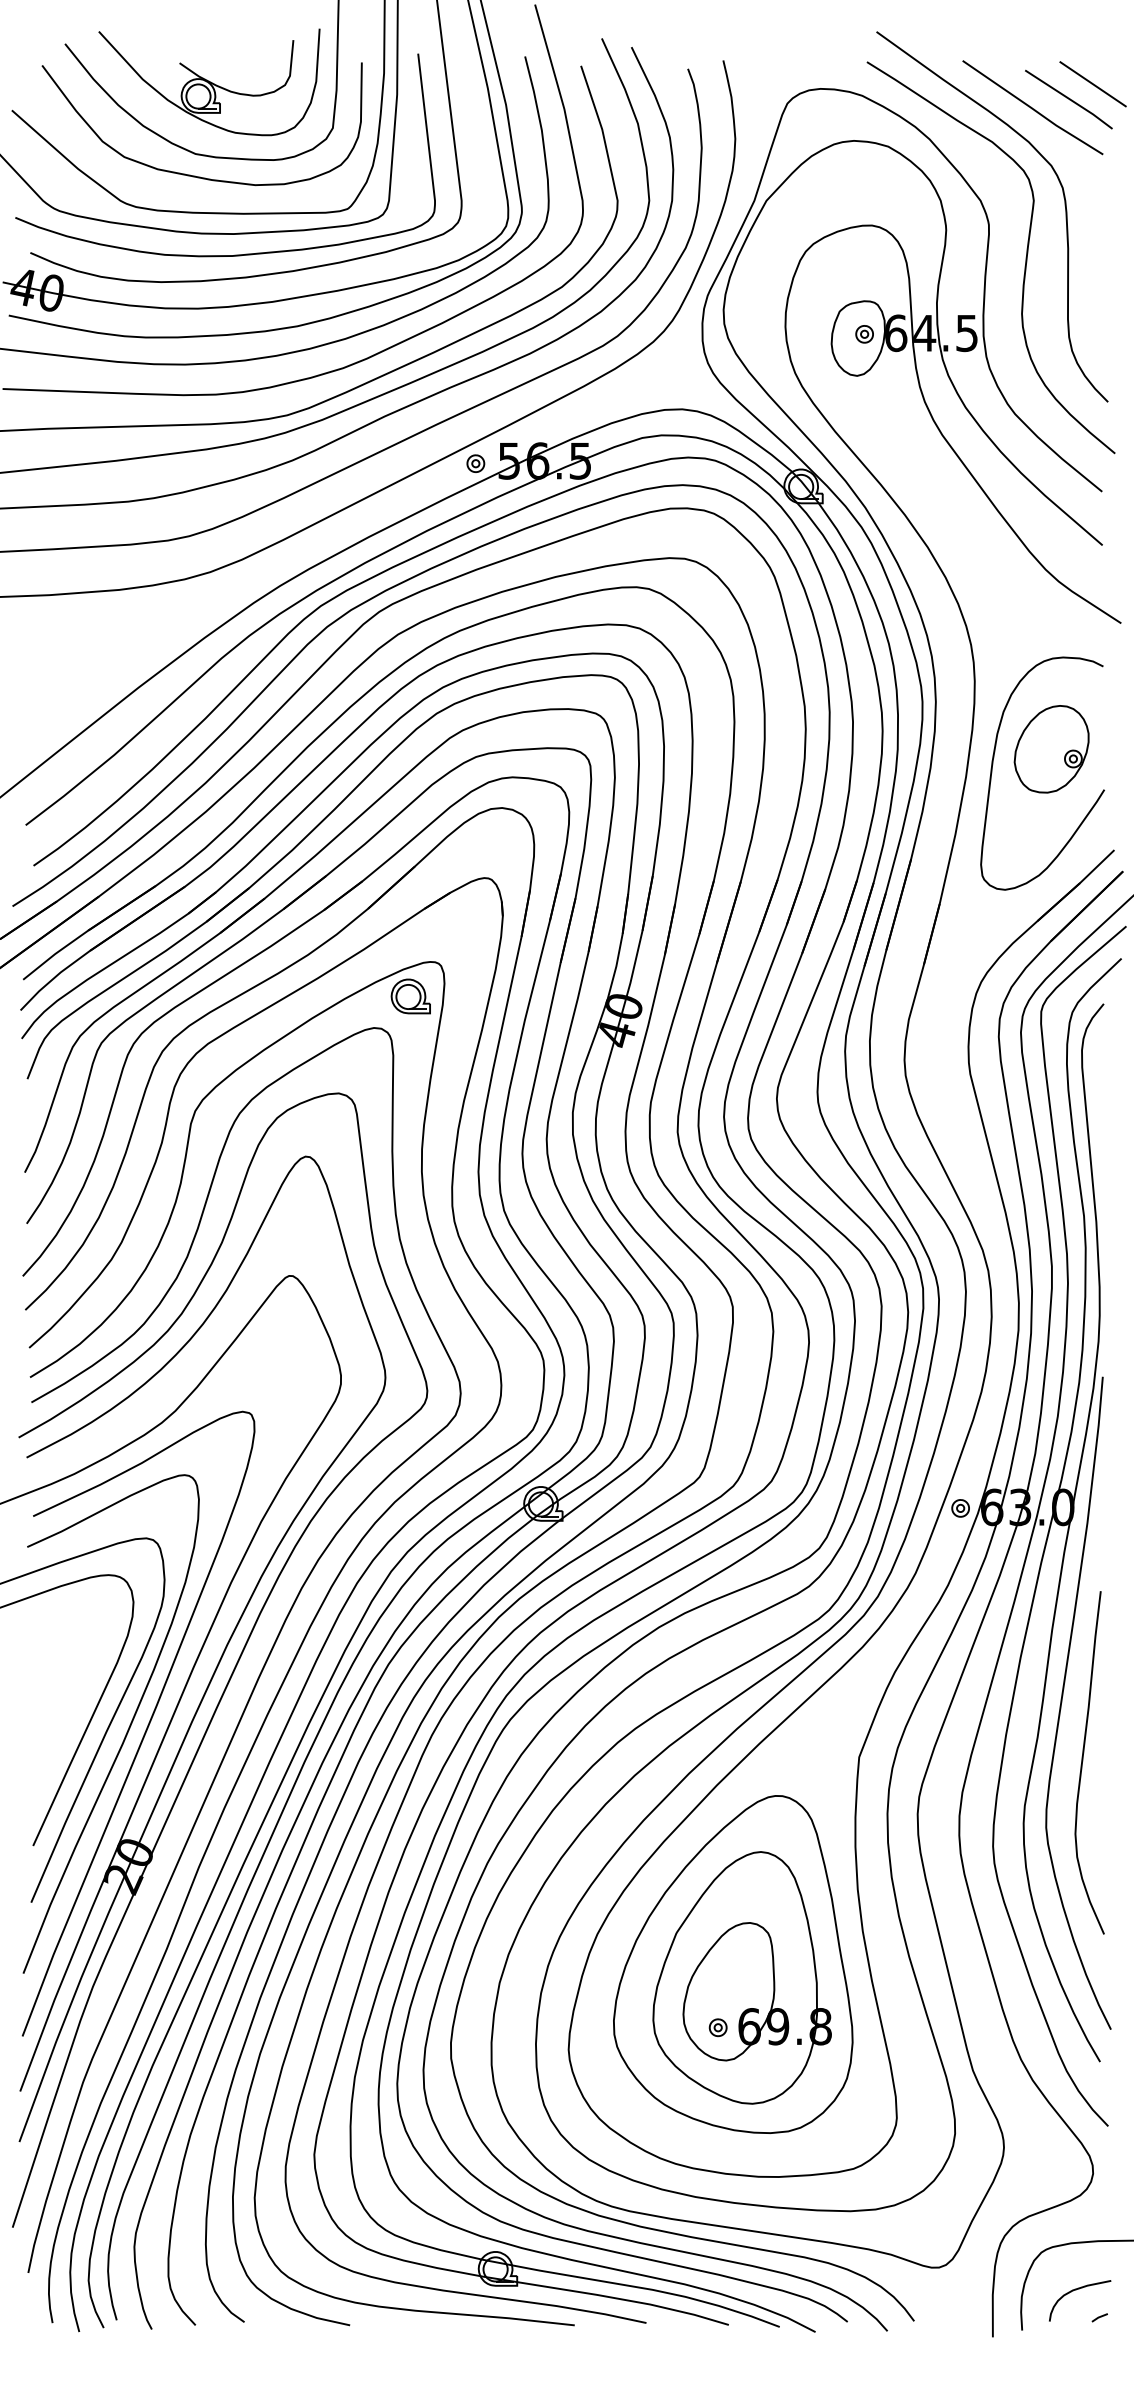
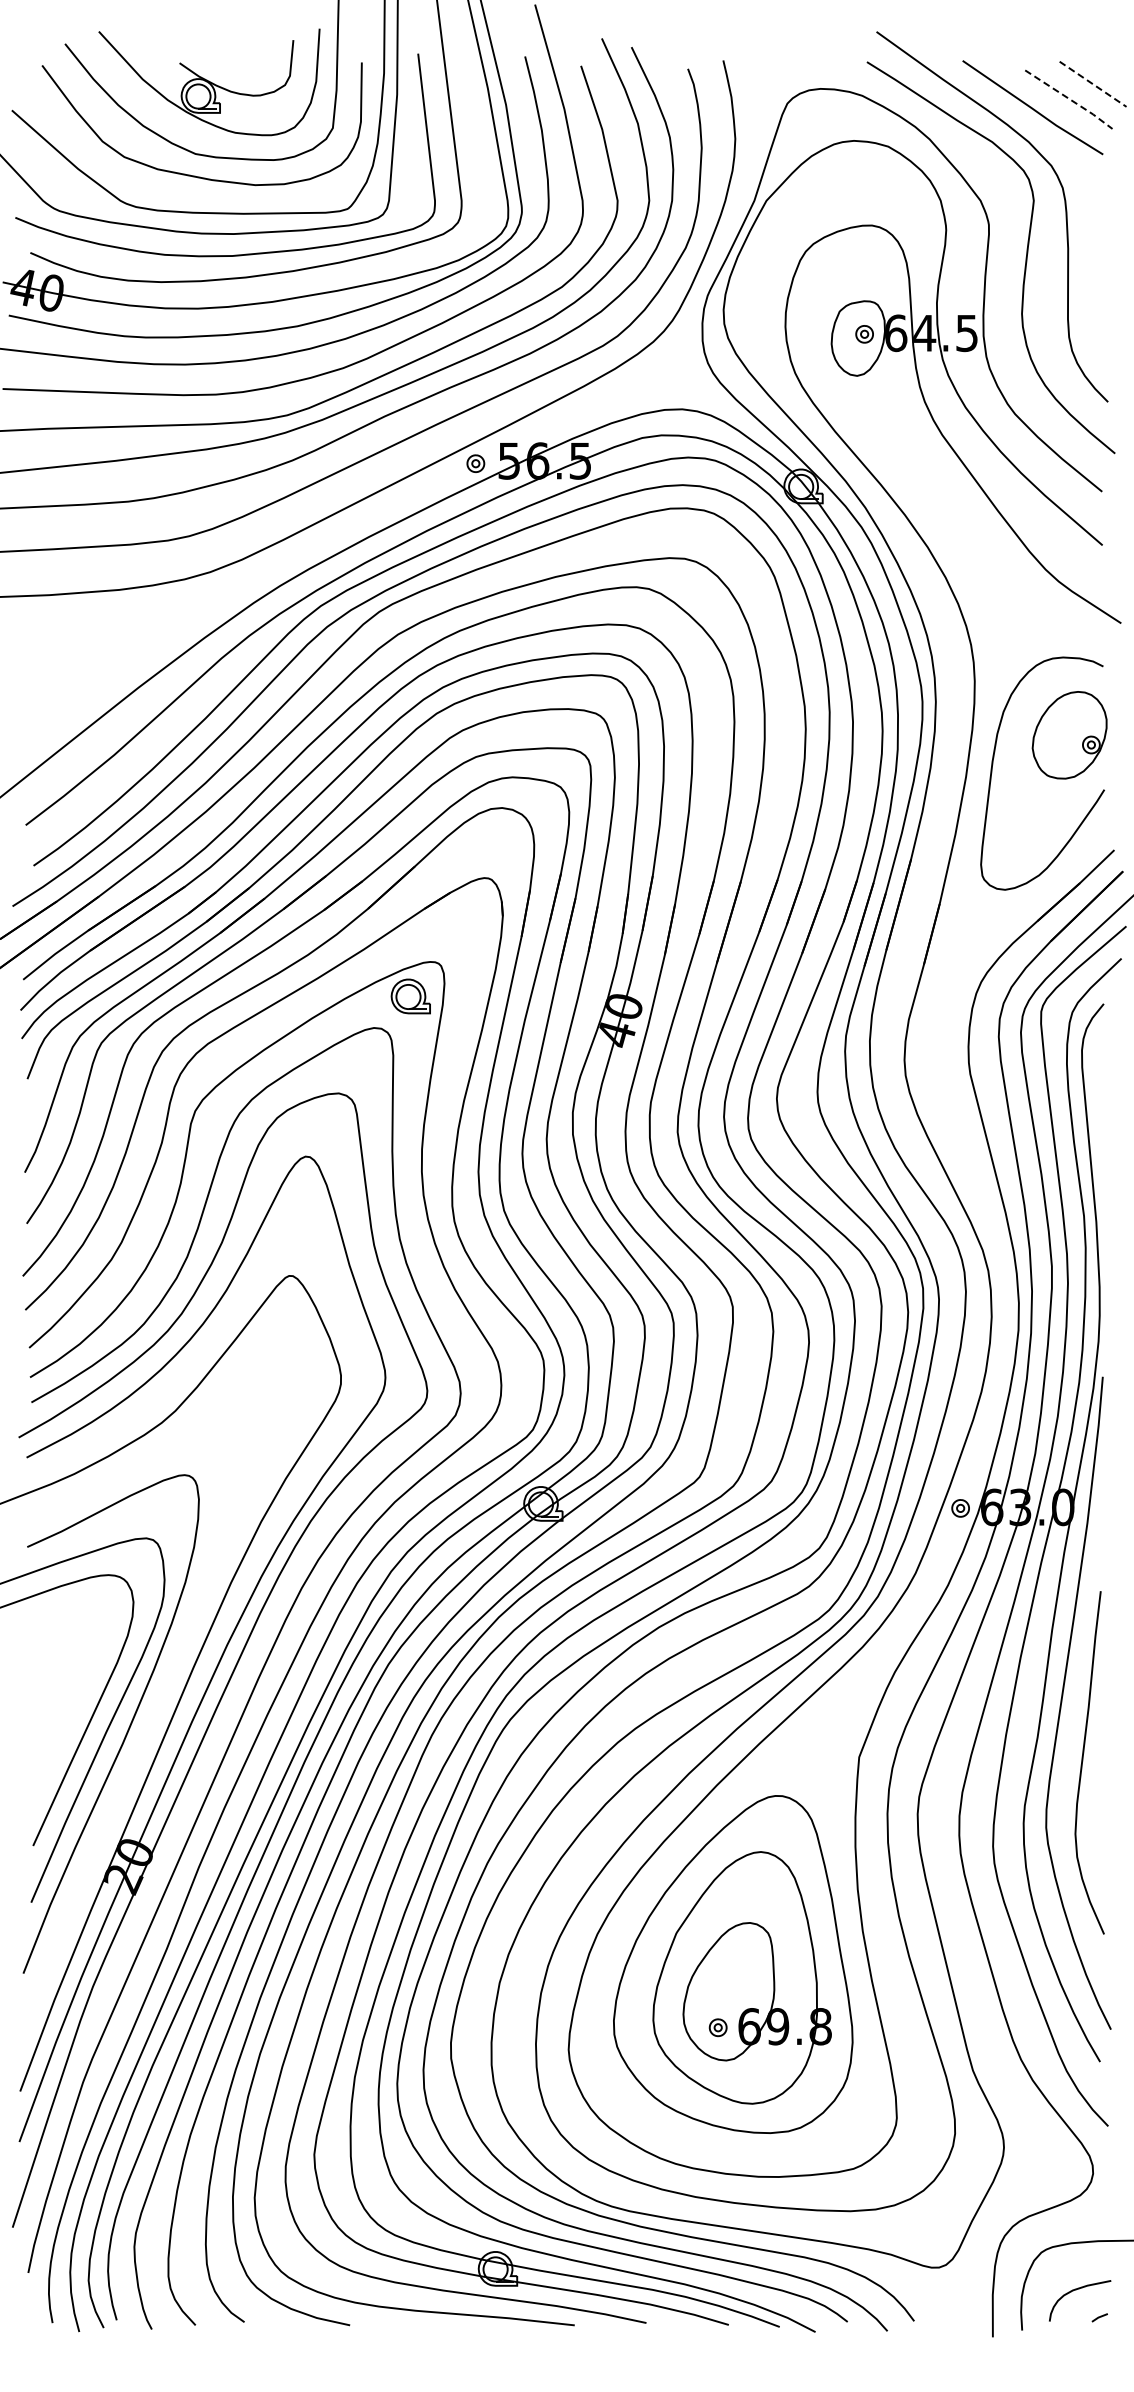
line: solid -> dashed (1093, 84)
line: solid -> dashed (1070, 99)
part position: (1051, 749) -> (1069, 735) (1069, 735)
curve: present -> none (146, 1727)
